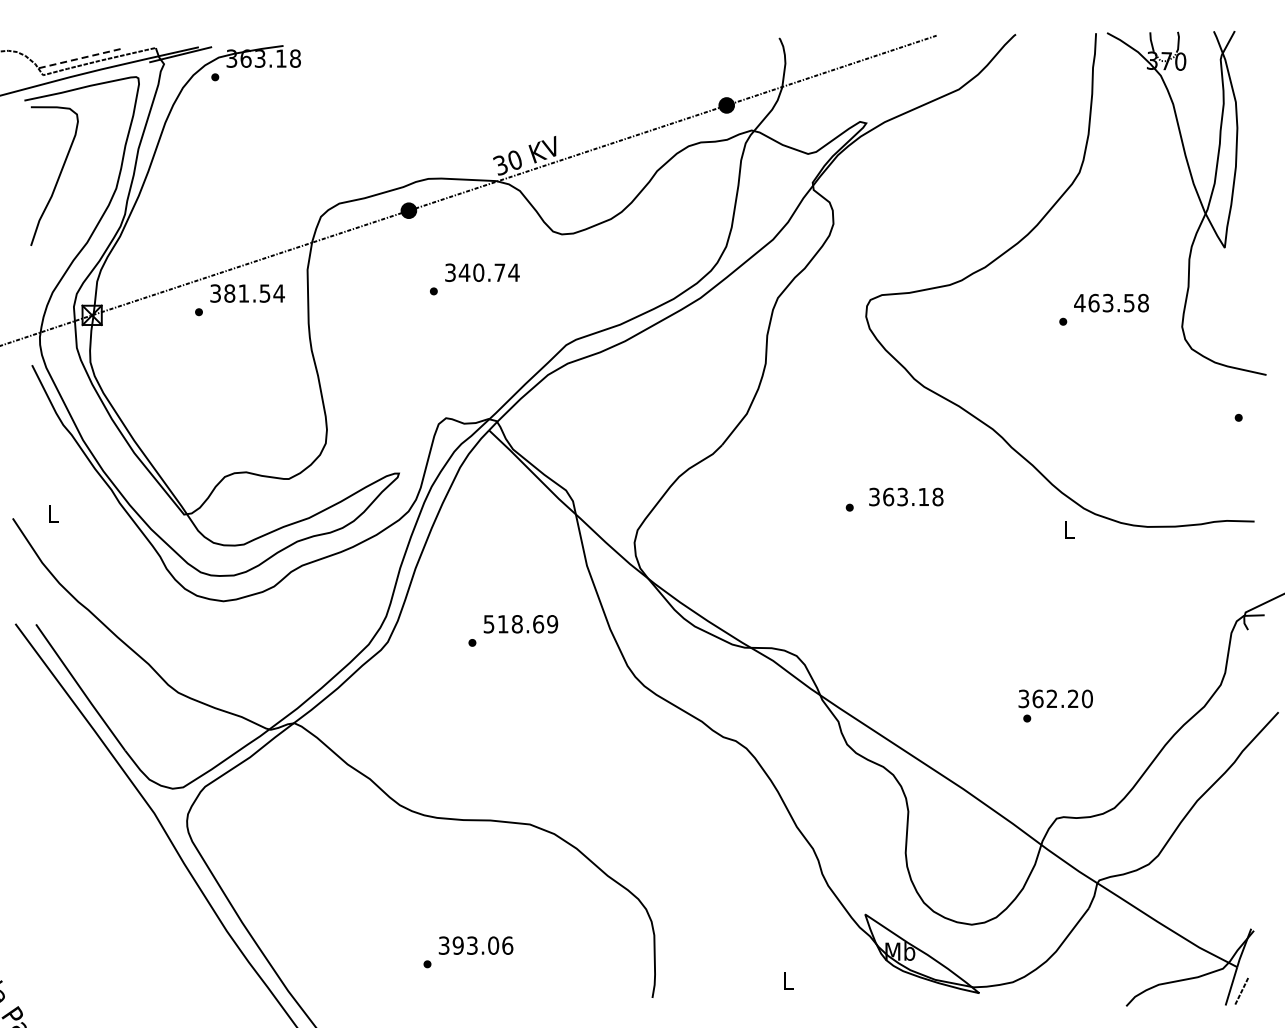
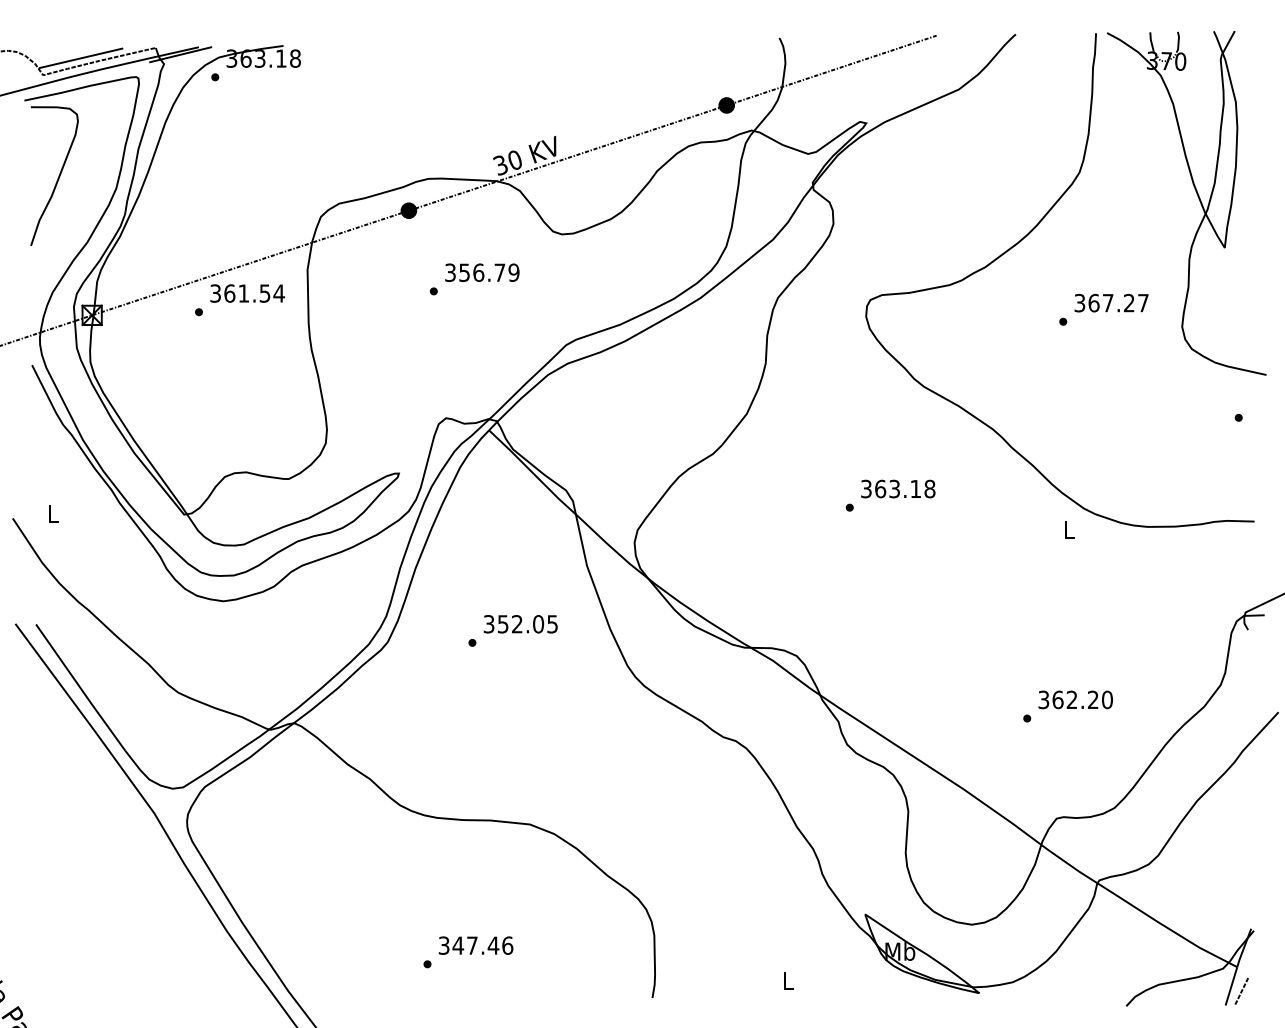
line: dashed -> solid (81, 58)
text: 340.74 -> 356.79 (488, 272)
text: 381.54 -> 361.54 (229, 293)
text: 463.58 -> 367.27 (1111, 302)
text position: (906, 496) -> (898, 488) (898, 488)
text: 518.69 -> 352.05 (521, 624)
text position: (1055, 698) -> (1075, 699) (1075, 699)
text: 393.06 -> 347.46 (475, 945)
